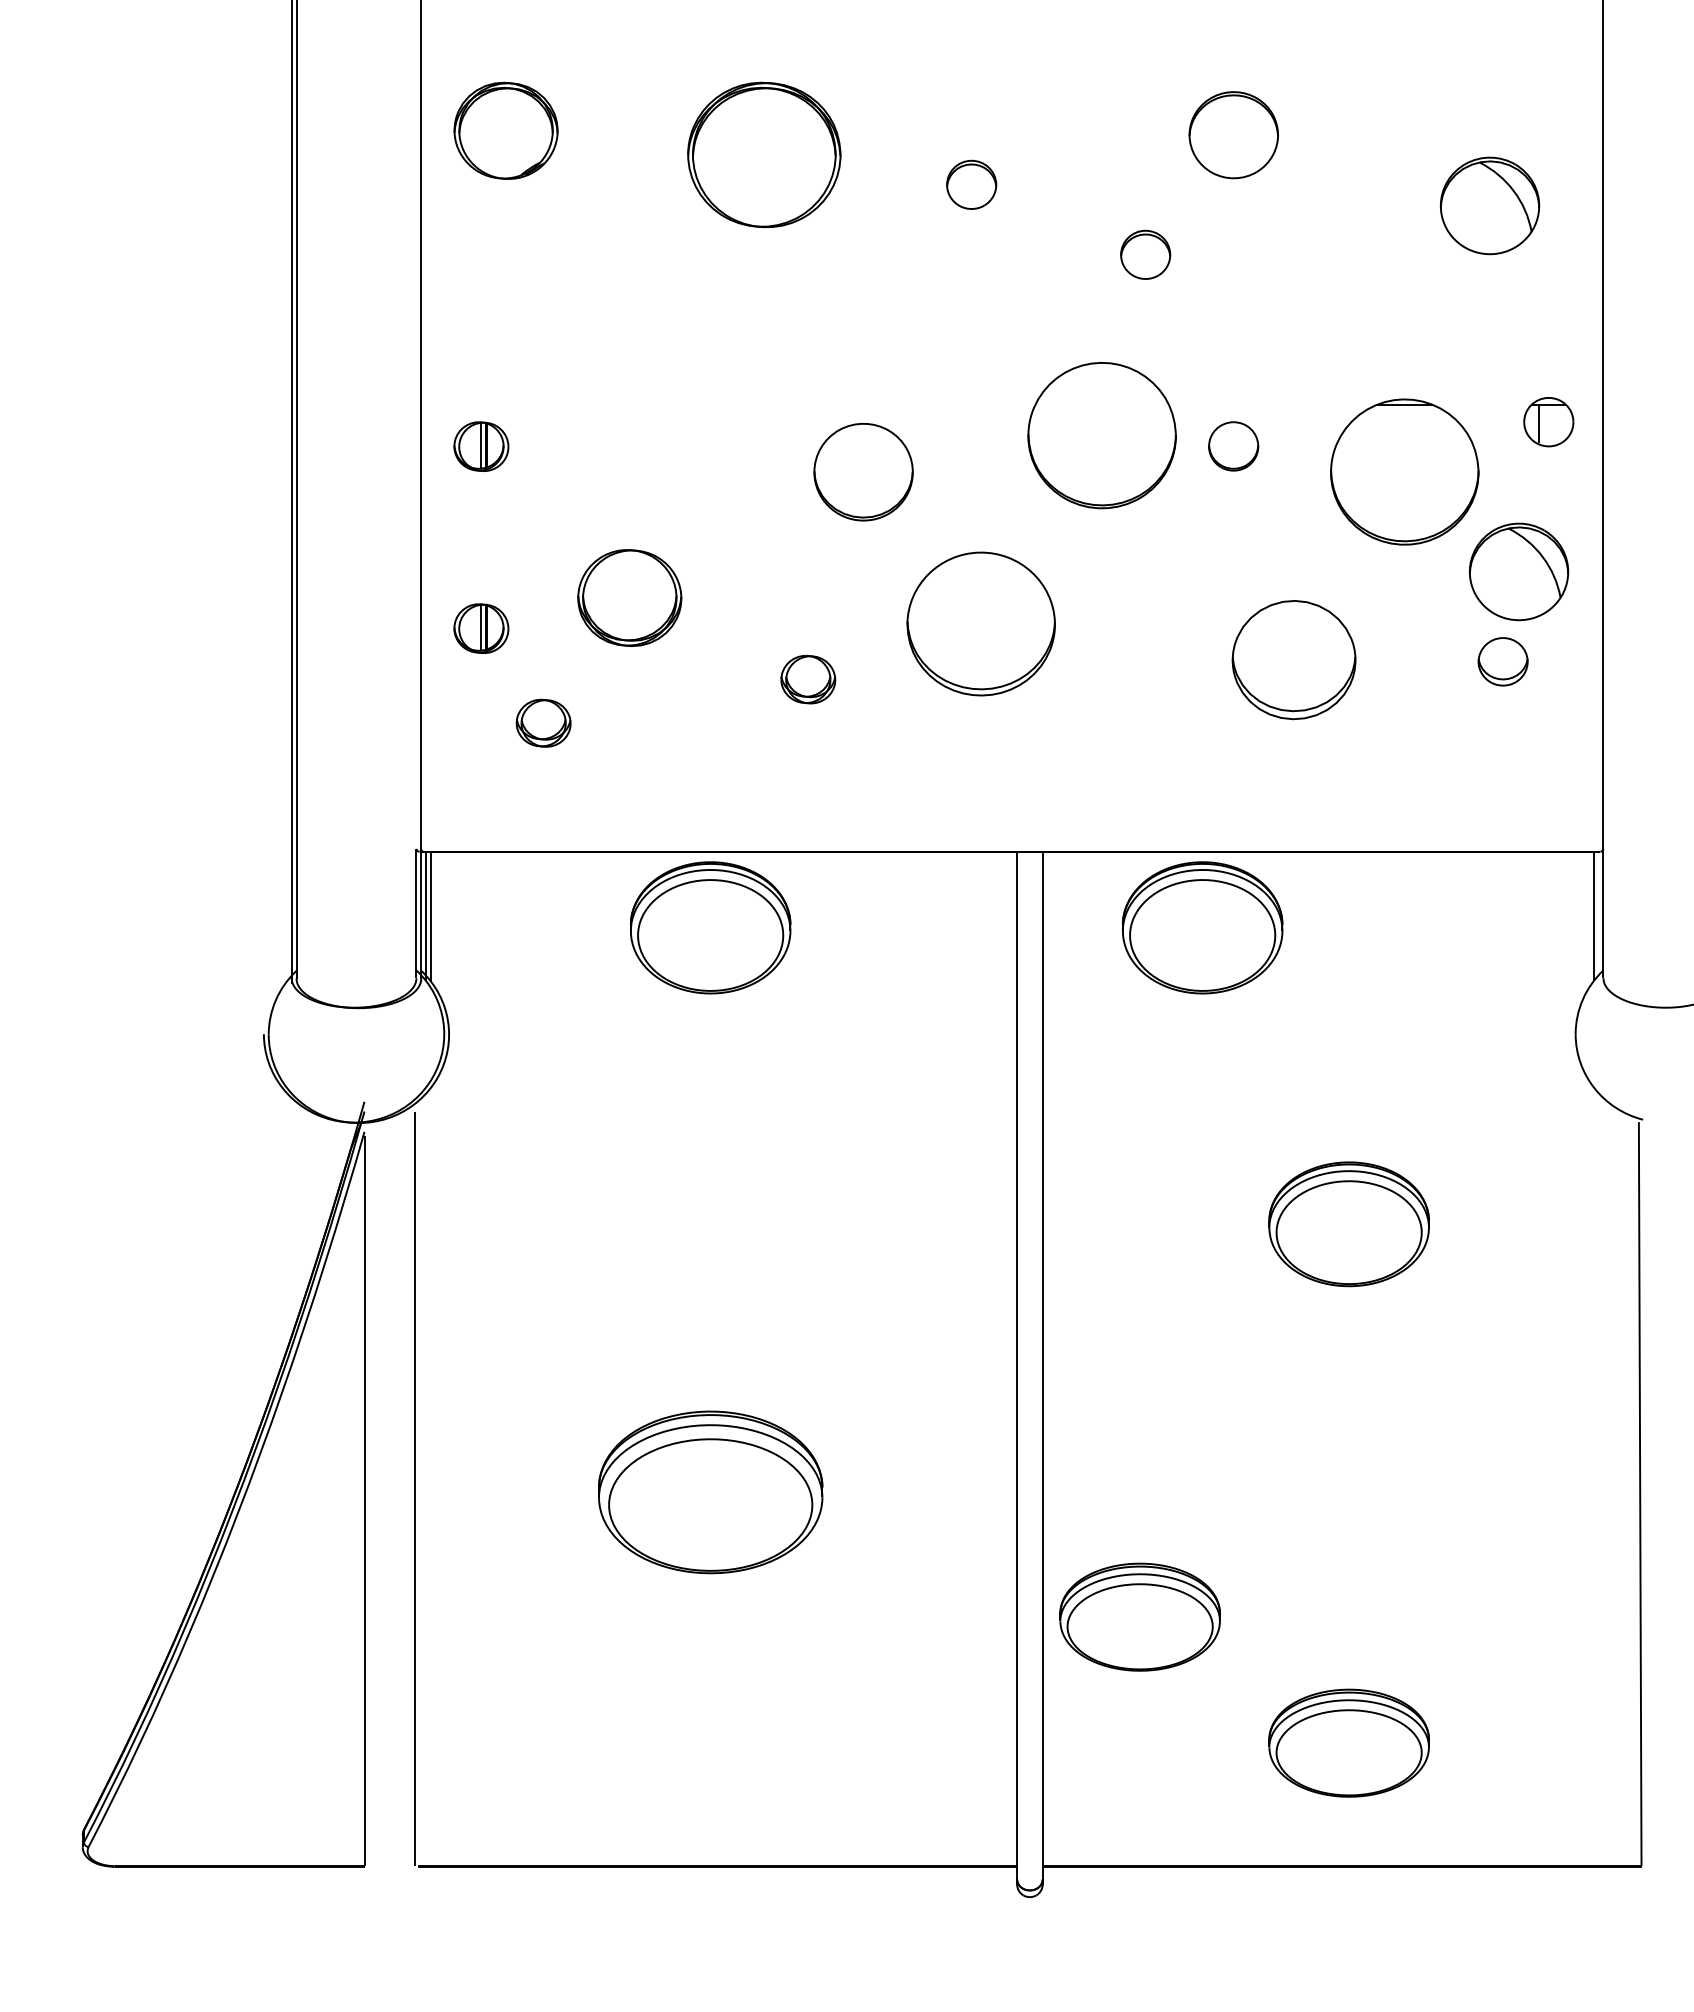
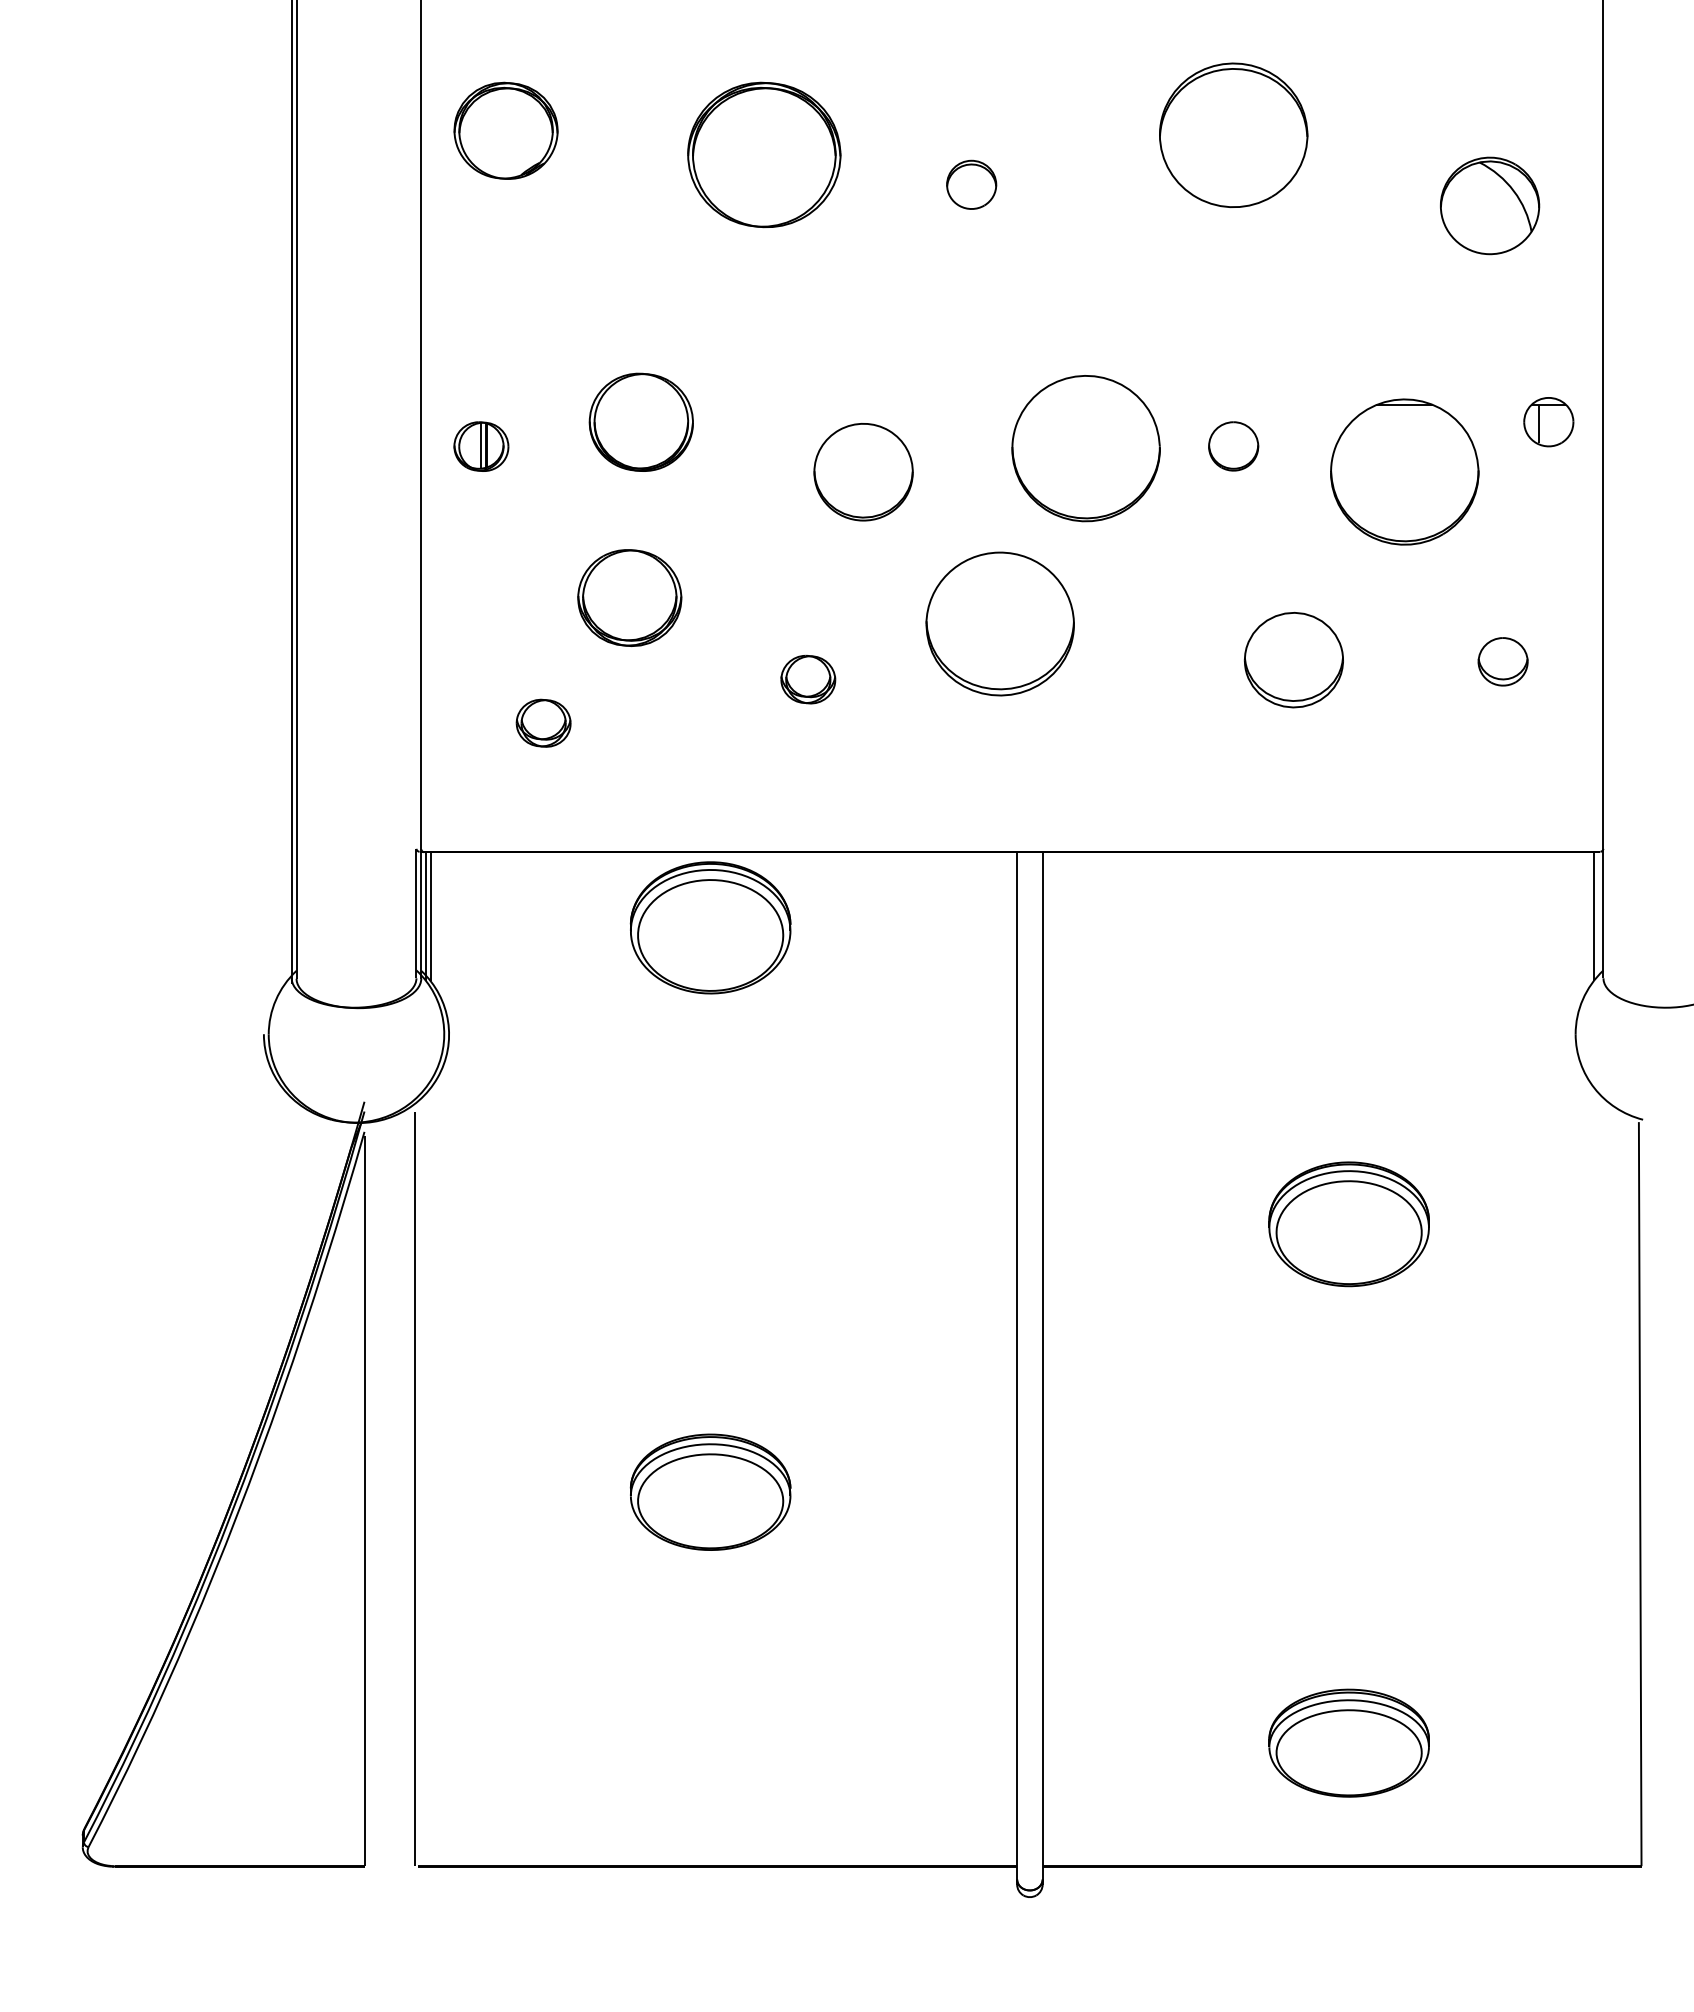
part size: 91x89 px -> 150x146 px (1233, 134)
part: present -> none (1145, 254)
part: none -> present (640, 421)
part position: (1101, 435) -> (1085, 448) (1085, 448)
part: present -> none (1519, 571)
part position: (980, 623) -> (999, 623) (999, 623)
part: present -> none (481, 628)
part size: 126x121 px -> 101x97 px (1293, 660)
part: present -> none (1202, 927)
part size: 226x165 px -> 163x118 px (710, 1491)
part: present -> none (1139, 1616)
